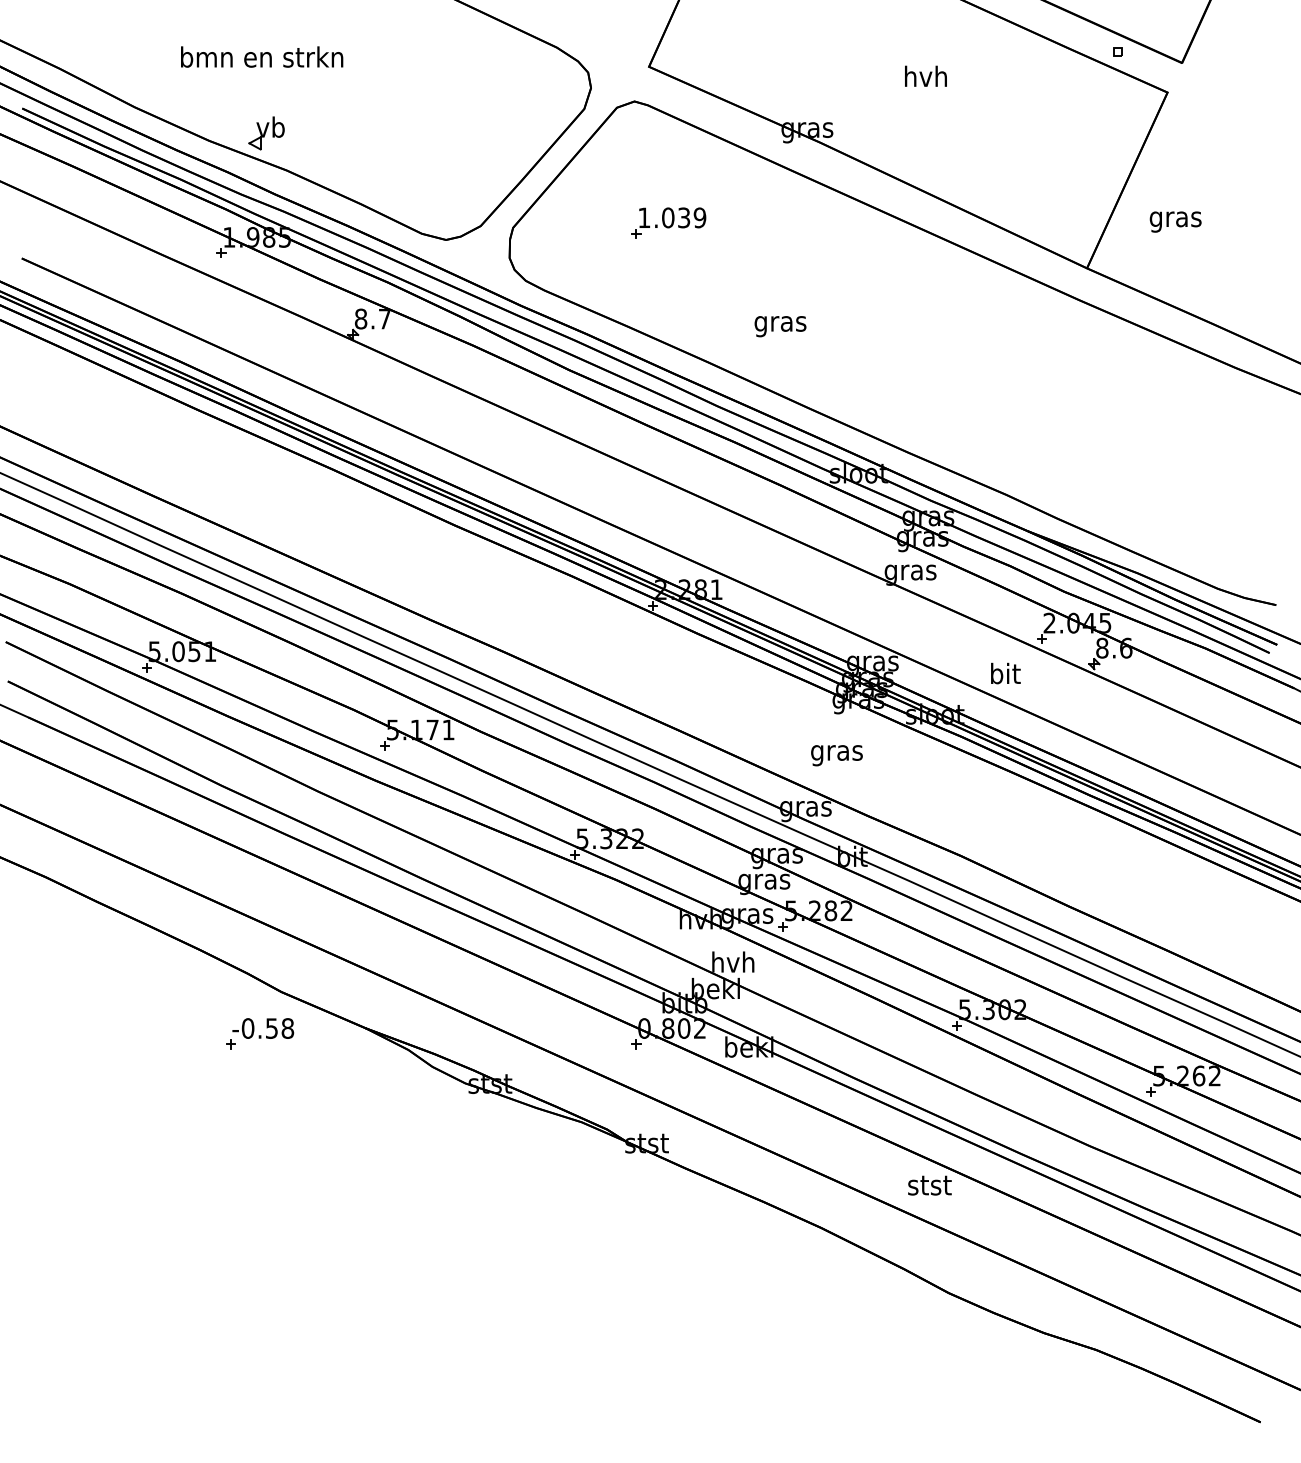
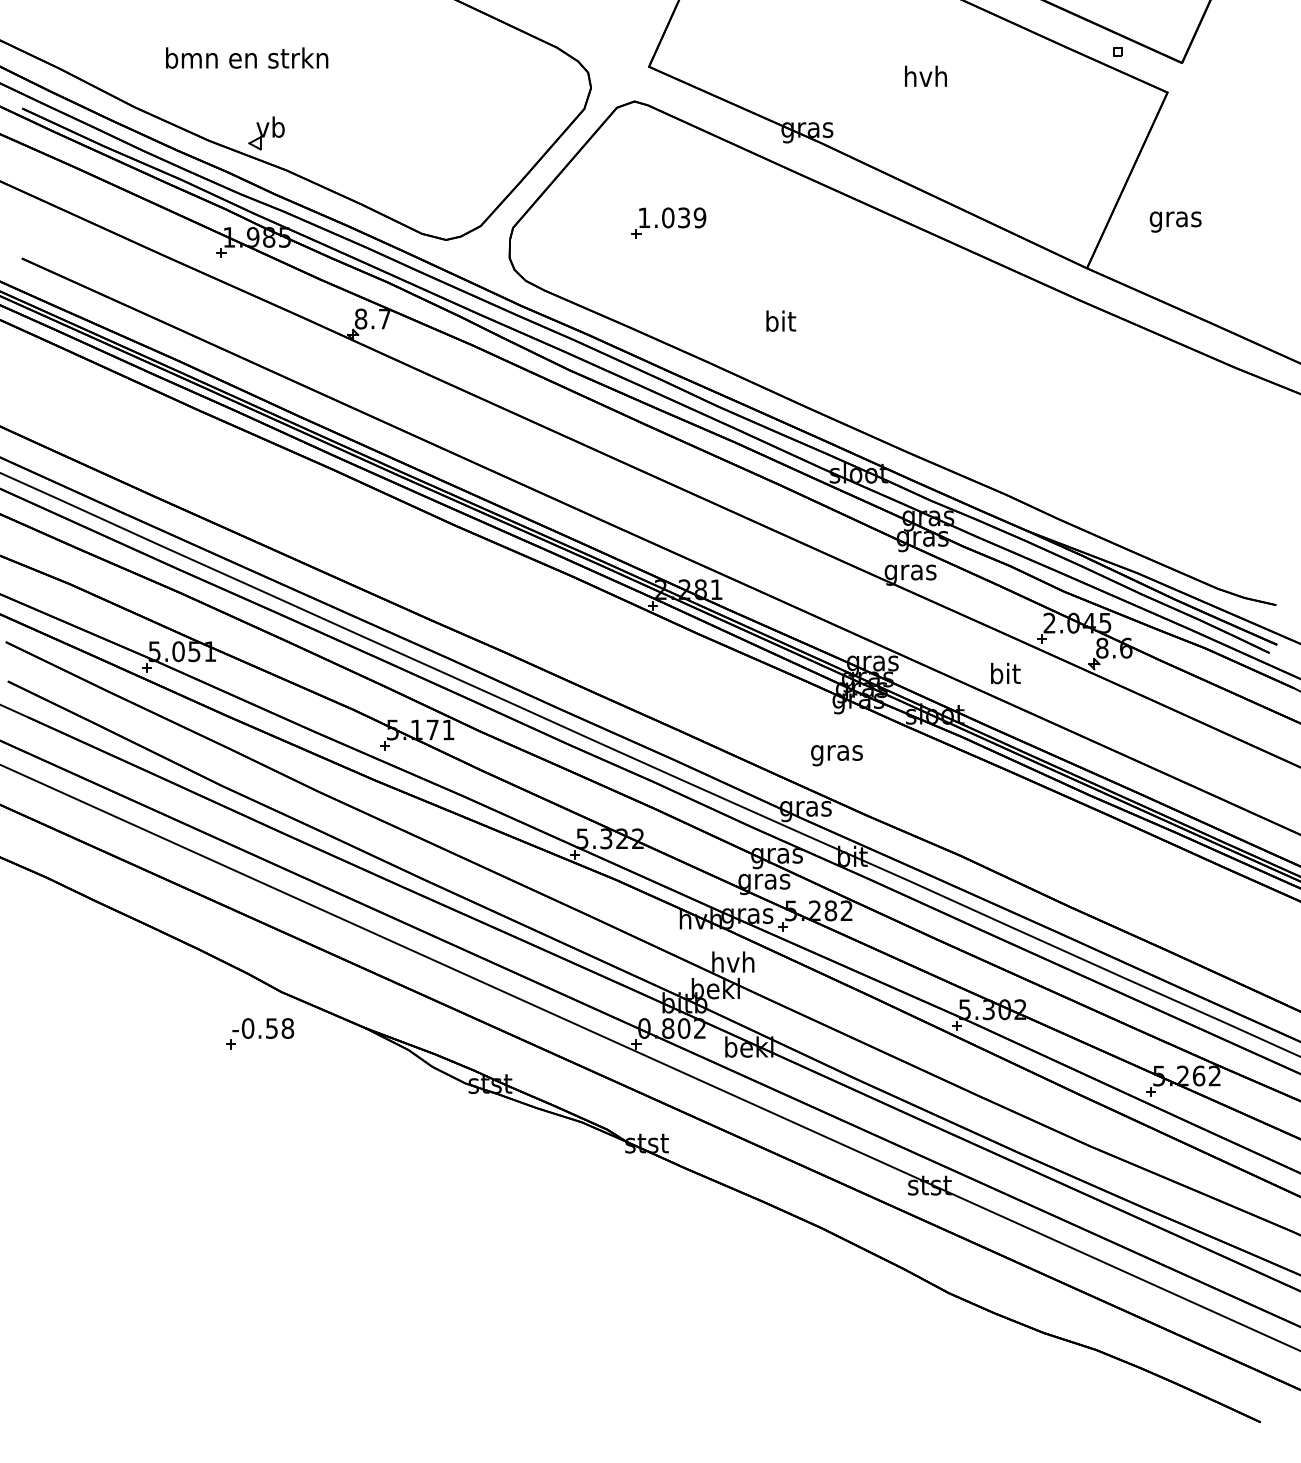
text position: (262, 56) -> (247, 57) (247, 57)
text: gras -> bit (780, 323)
line position: (649, 1033) -> (649, 1057) (649, 1057)
